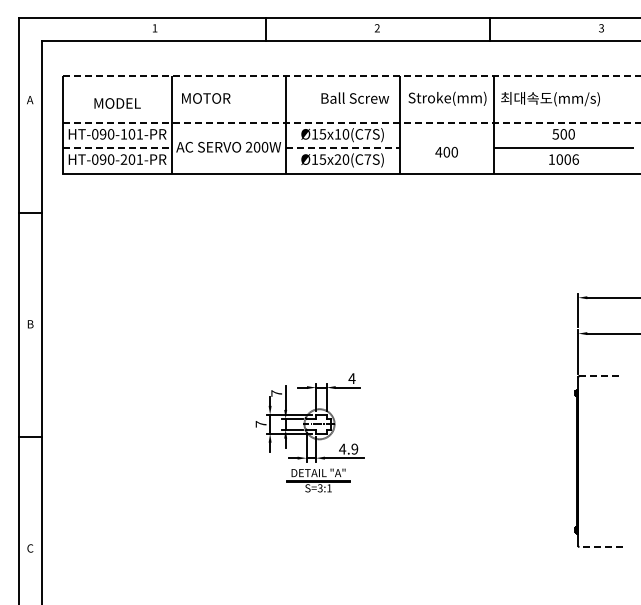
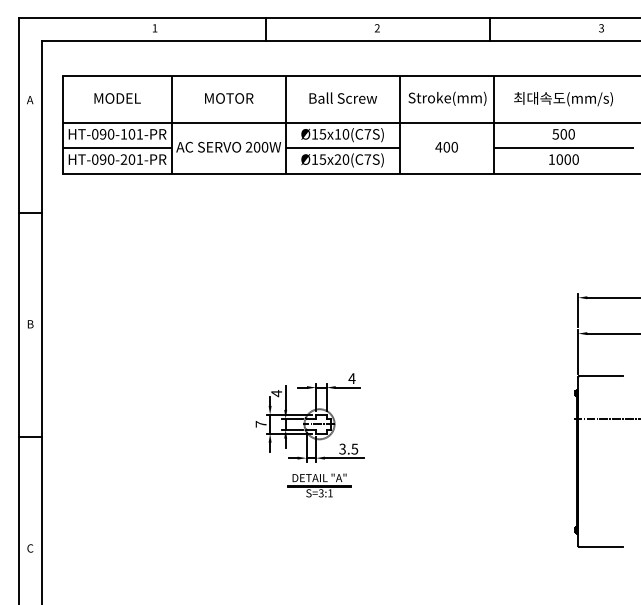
line: dashed -> solid (351, 76)
text position: (355, 97) -> (343, 97) (343, 97)
text position: (206, 98) -> (229, 98) (229, 98)
text position: (550, 99) -> (563, 99) (563, 99)
text position: (117, 103) -> (117, 98) (117, 98)
line: dashed -> solid (351, 123)
line: dashed -> solid (117, 148)
line: dashed -> solid (343, 148)
text position: (446, 152) -> (446, 147) (446, 147)
text: 1006 -> 1000 (575, 159)
line: dashed -> solid (601, 376)
text: 7 -> 4 (276, 393)
line: none -> present (605, 418)
text: 4.9 -> 3.5 (348, 448)
part position: (318, 480) -> (319, 485) (319, 485)
line: dashed -> solid (601, 547)
